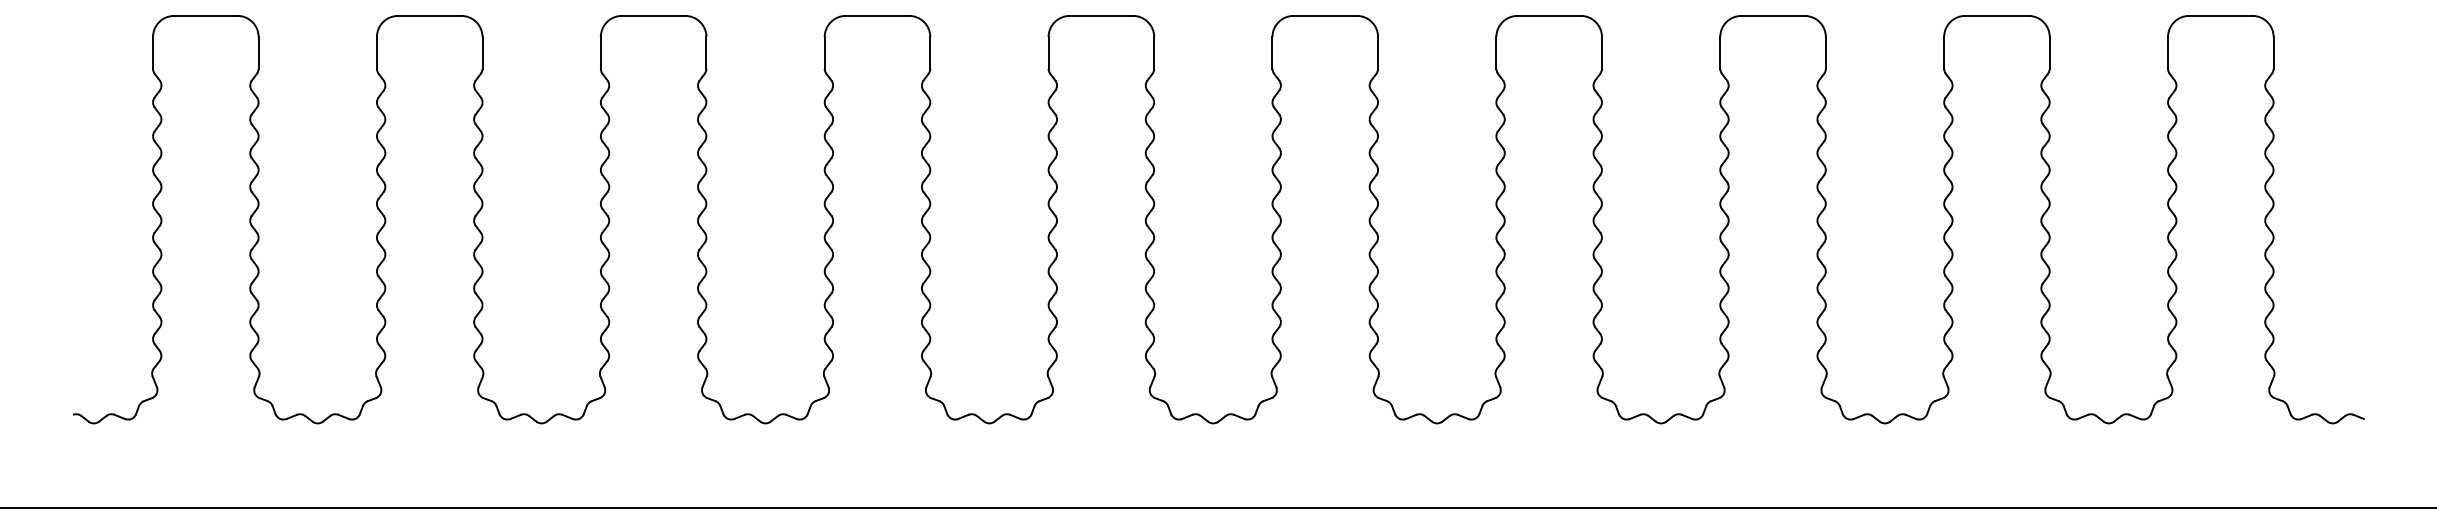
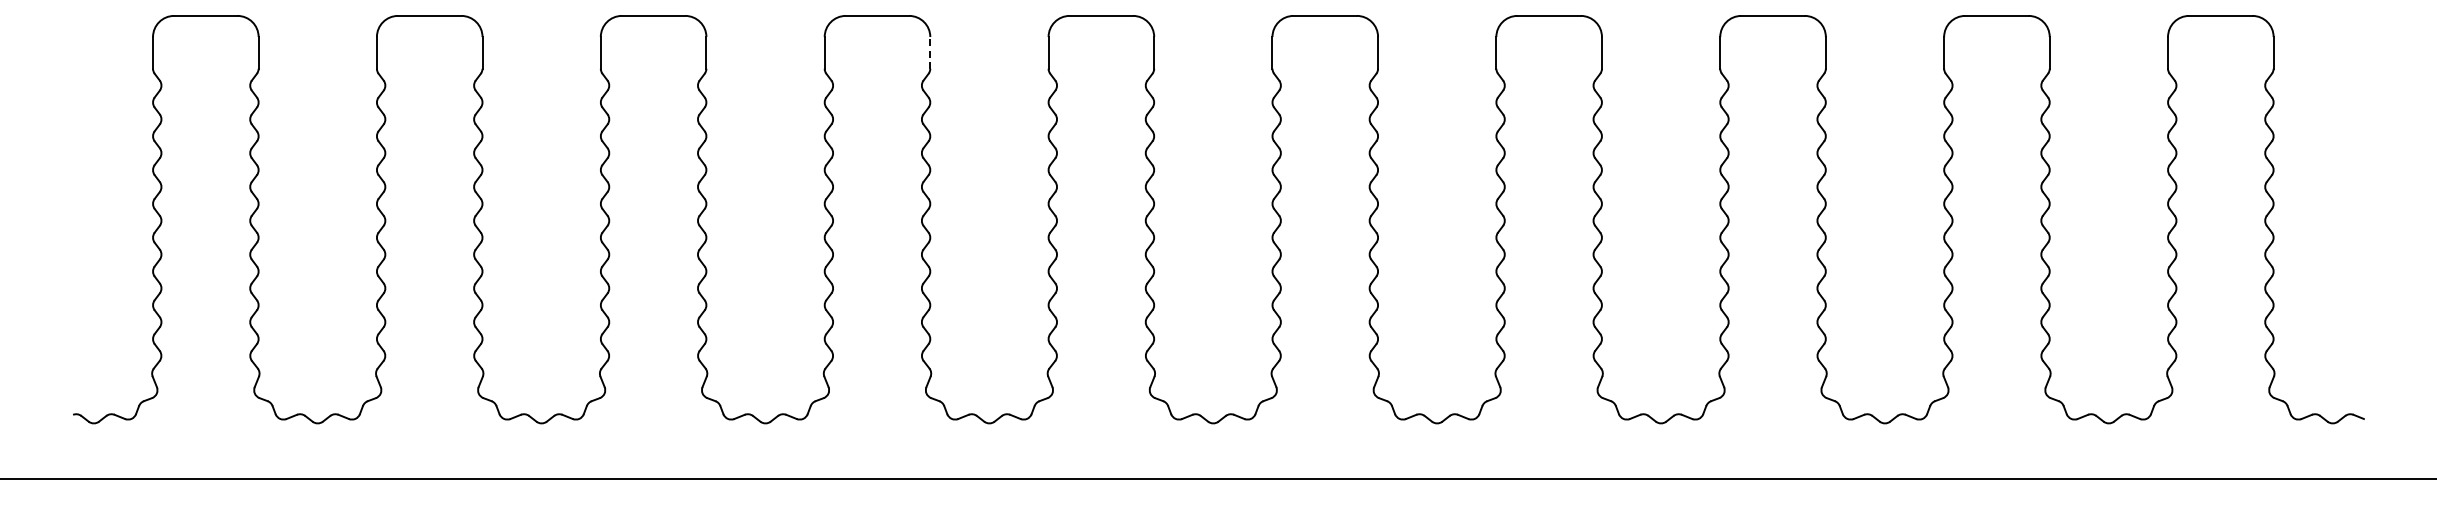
line: solid -> dashed (930, 52)
line position: (1217, 508) -> (1217, 479) (1217, 479)
